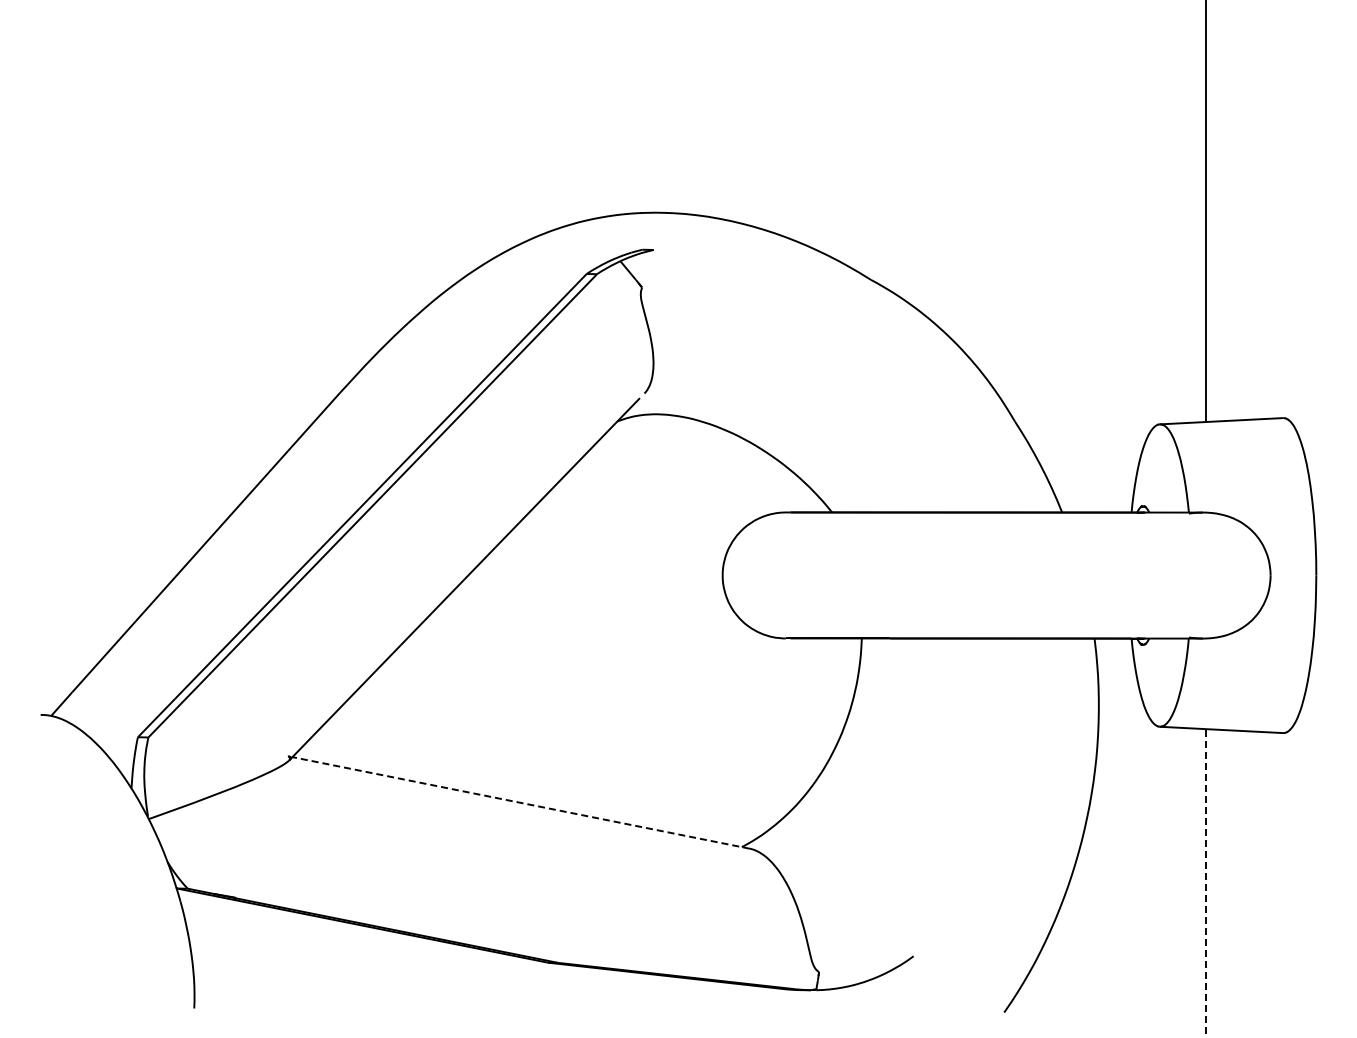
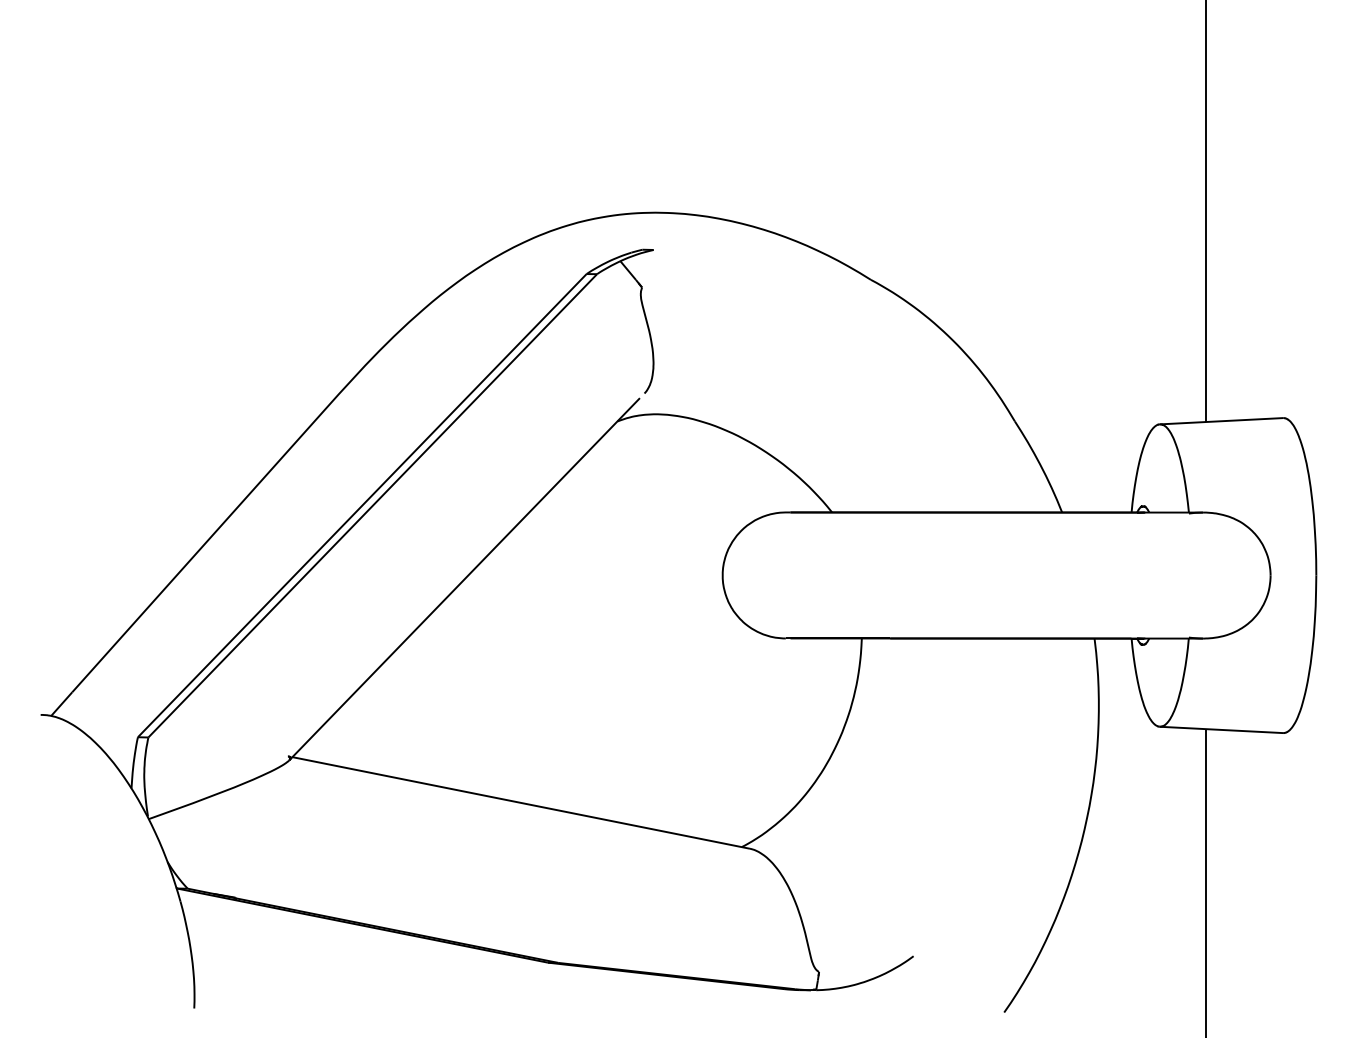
line: dashed -> solid (520, 802)
line: dashed -> solid (1205, 882)
